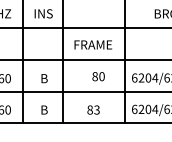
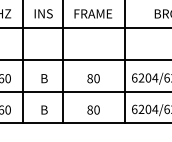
text position: (93, 44) -> (93, 13) (93, 13)
text position: (98, 76) -> (93, 78) (93, 78)
text: 83 -> 80 (96, 109)
